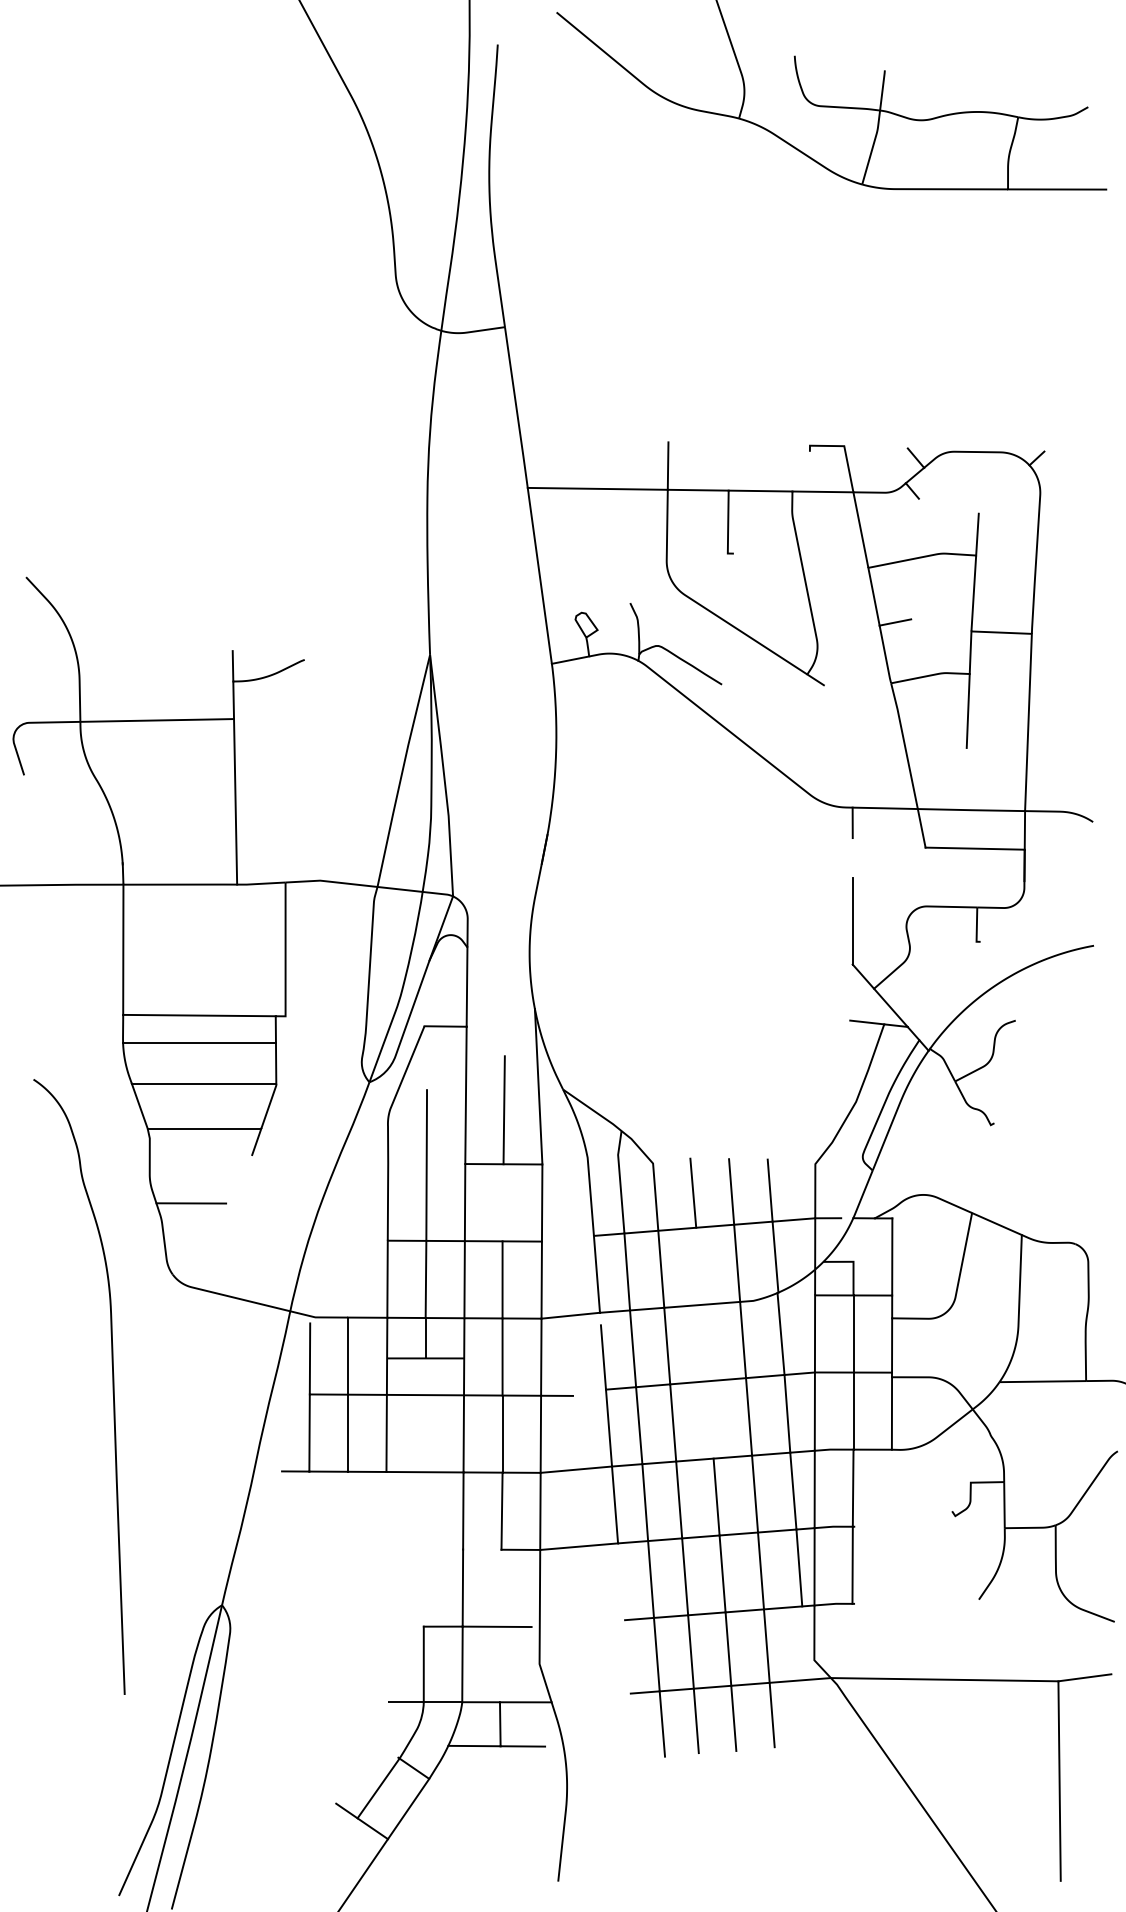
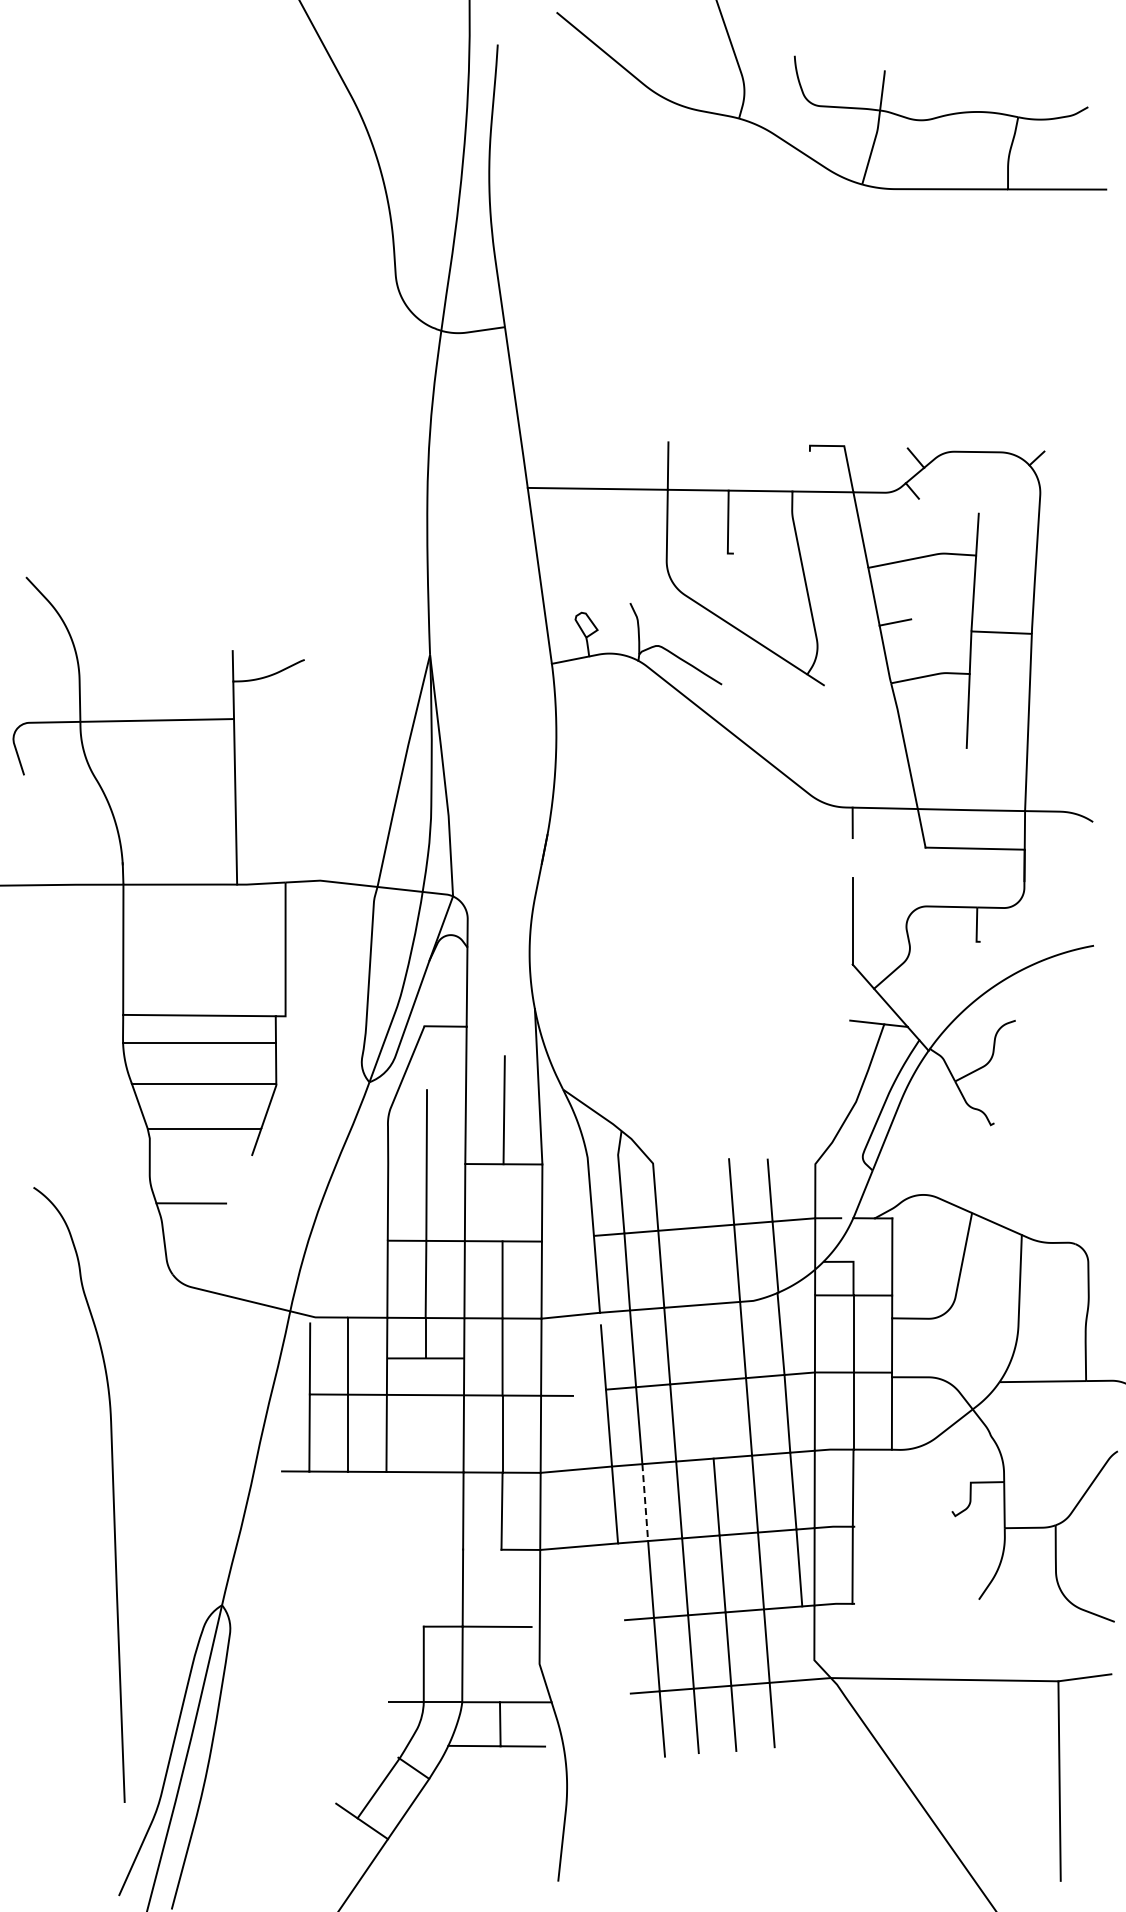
line: present -> none (693, 1192)
curve position: (112, 1386) -> (112, 1494) (112, 1494)
line: solid -> dashed (645, 1502)
